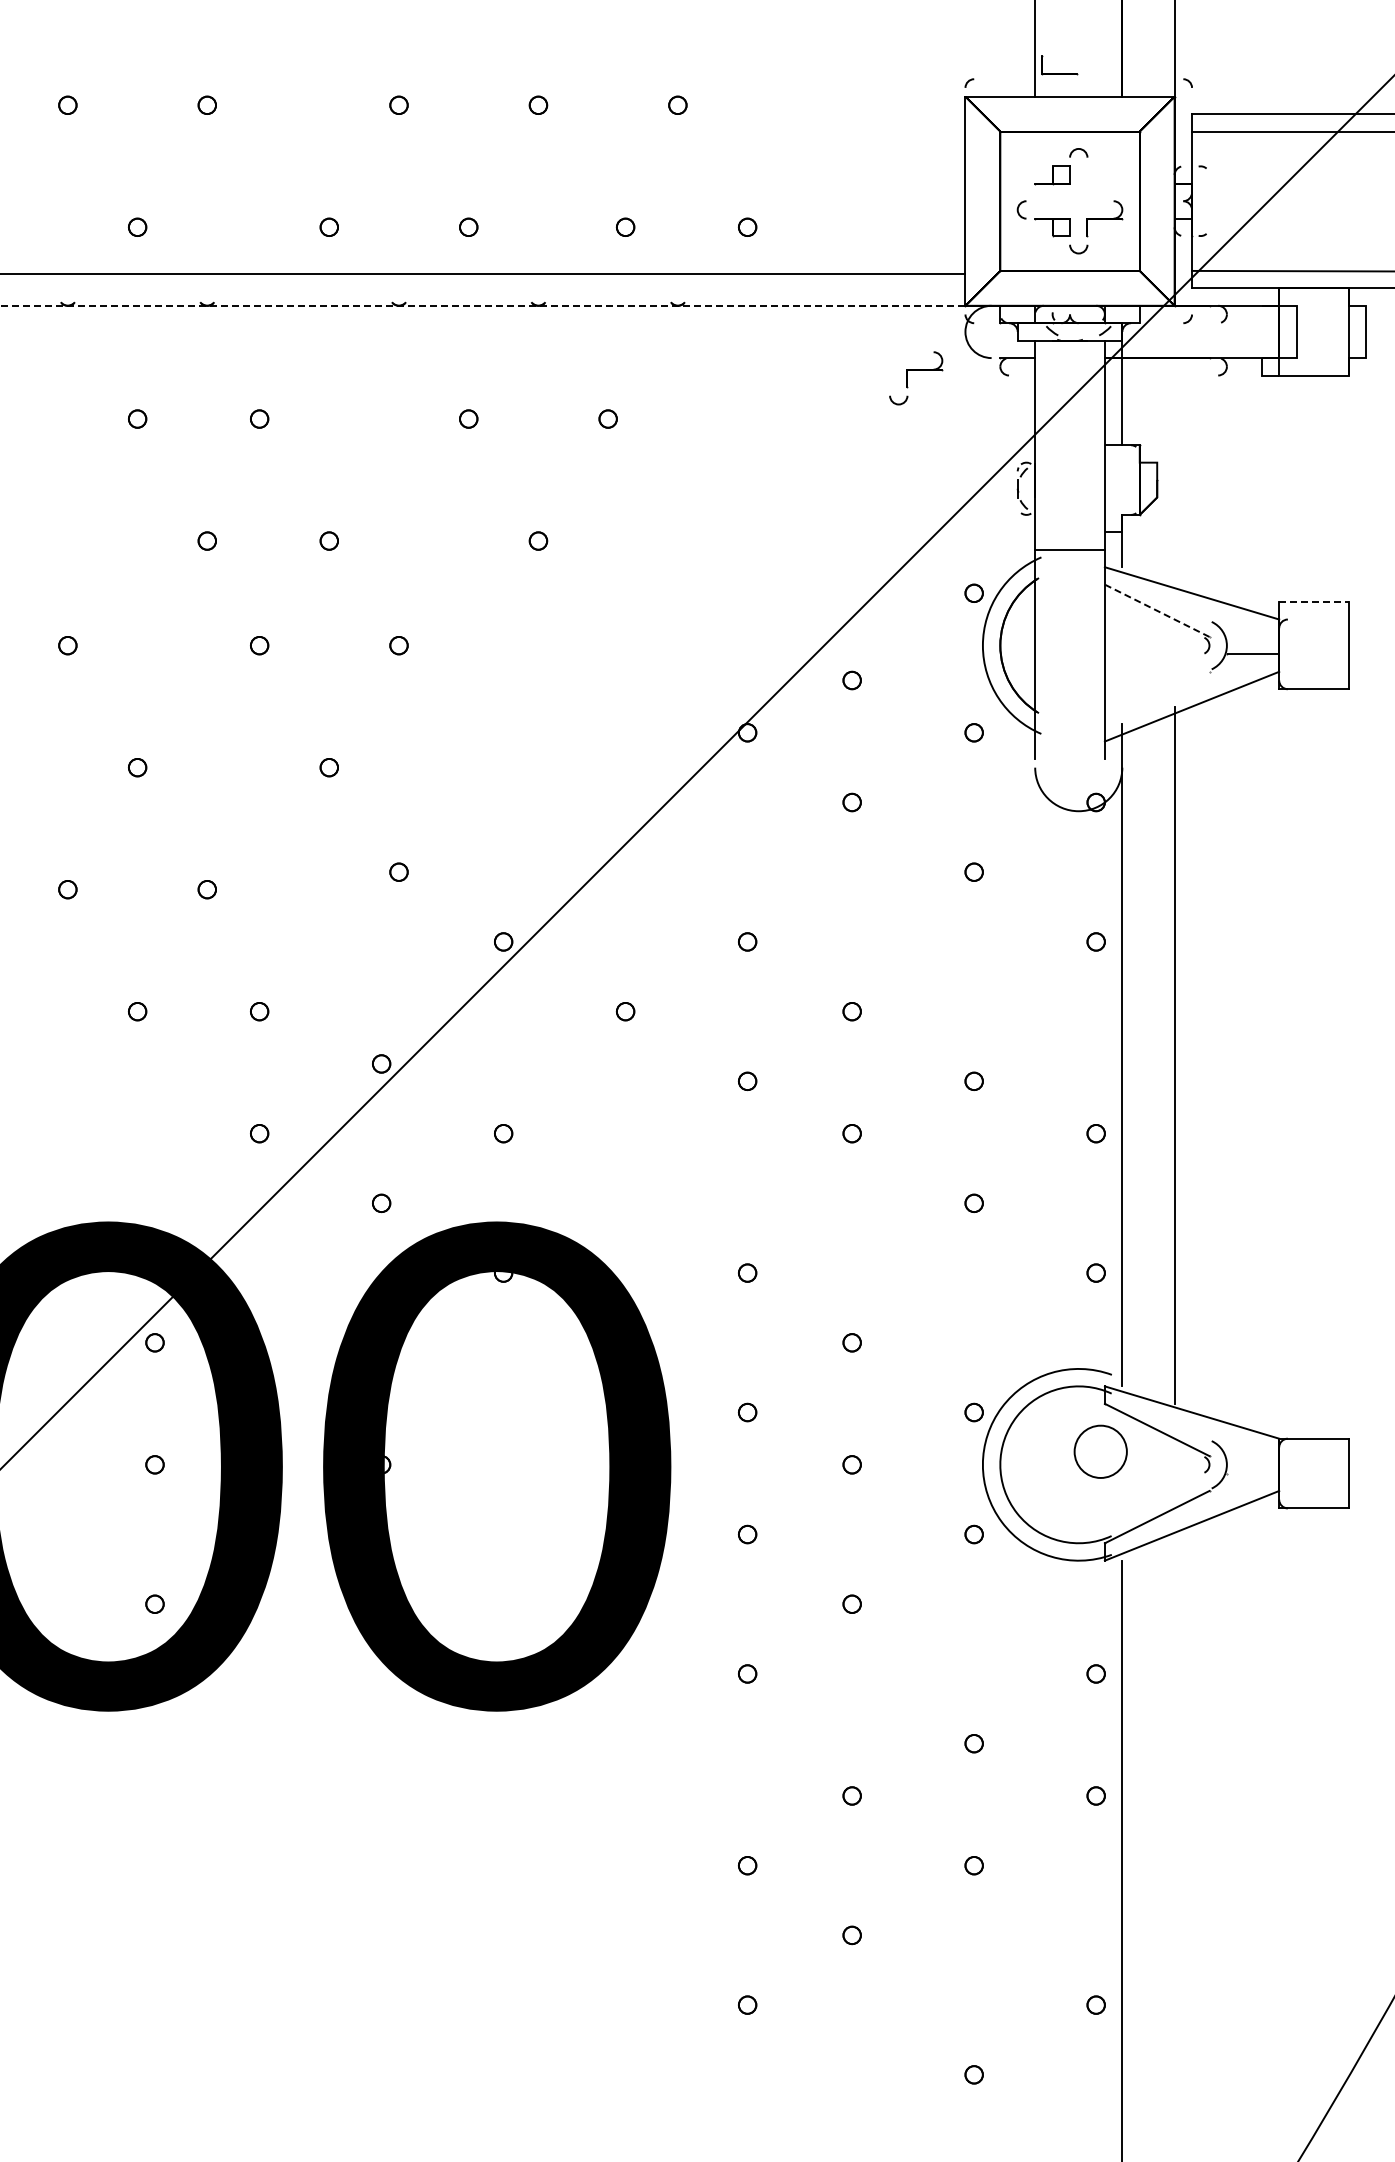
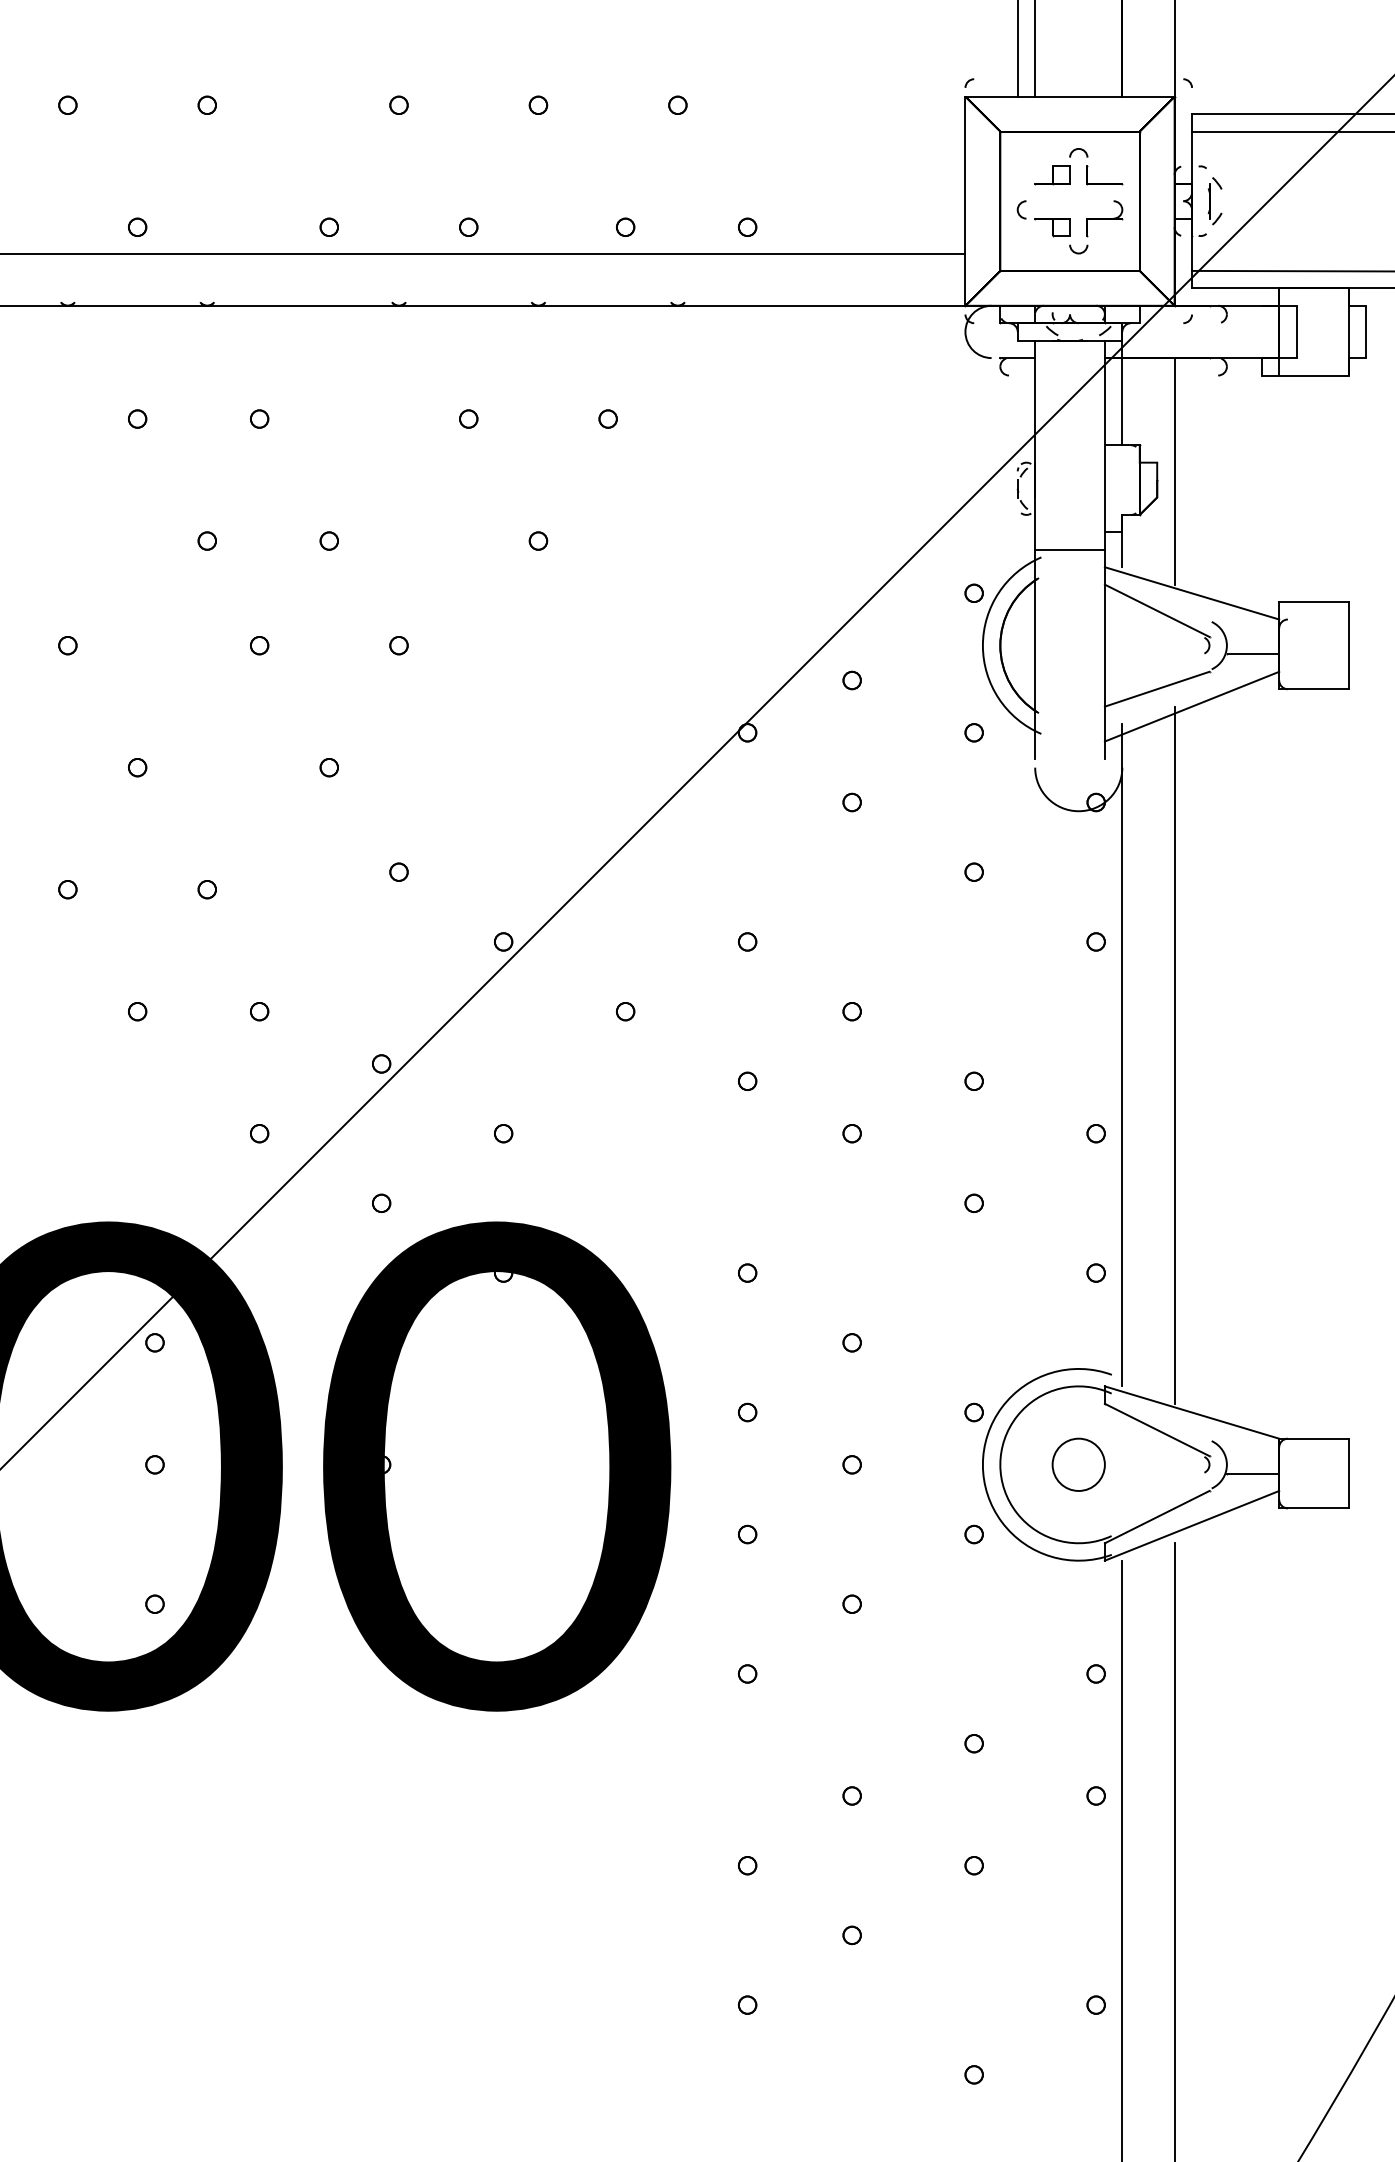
line: none -> present (1017, 49)
part position: (1059, 73) -> (1104, 183) (1104, 183)
part: none -> present (1214, 201)
line position: (483, 273) -> (483, 253) (483, 253)
line: dashed -> solid (482, 305)
part: present -> none (916, 370)
line: none -> present (1174, 471)
line: dashed -> solid (1314, 602)
line: dashed -> solid (1157, 611)
line: none -> present (1156, 688)
part position: (1100, 1451) -> (1078, 1464) (1078, 1464)
line: none -> present (1252, 1473)
line: none -> present (1174, 1850)
